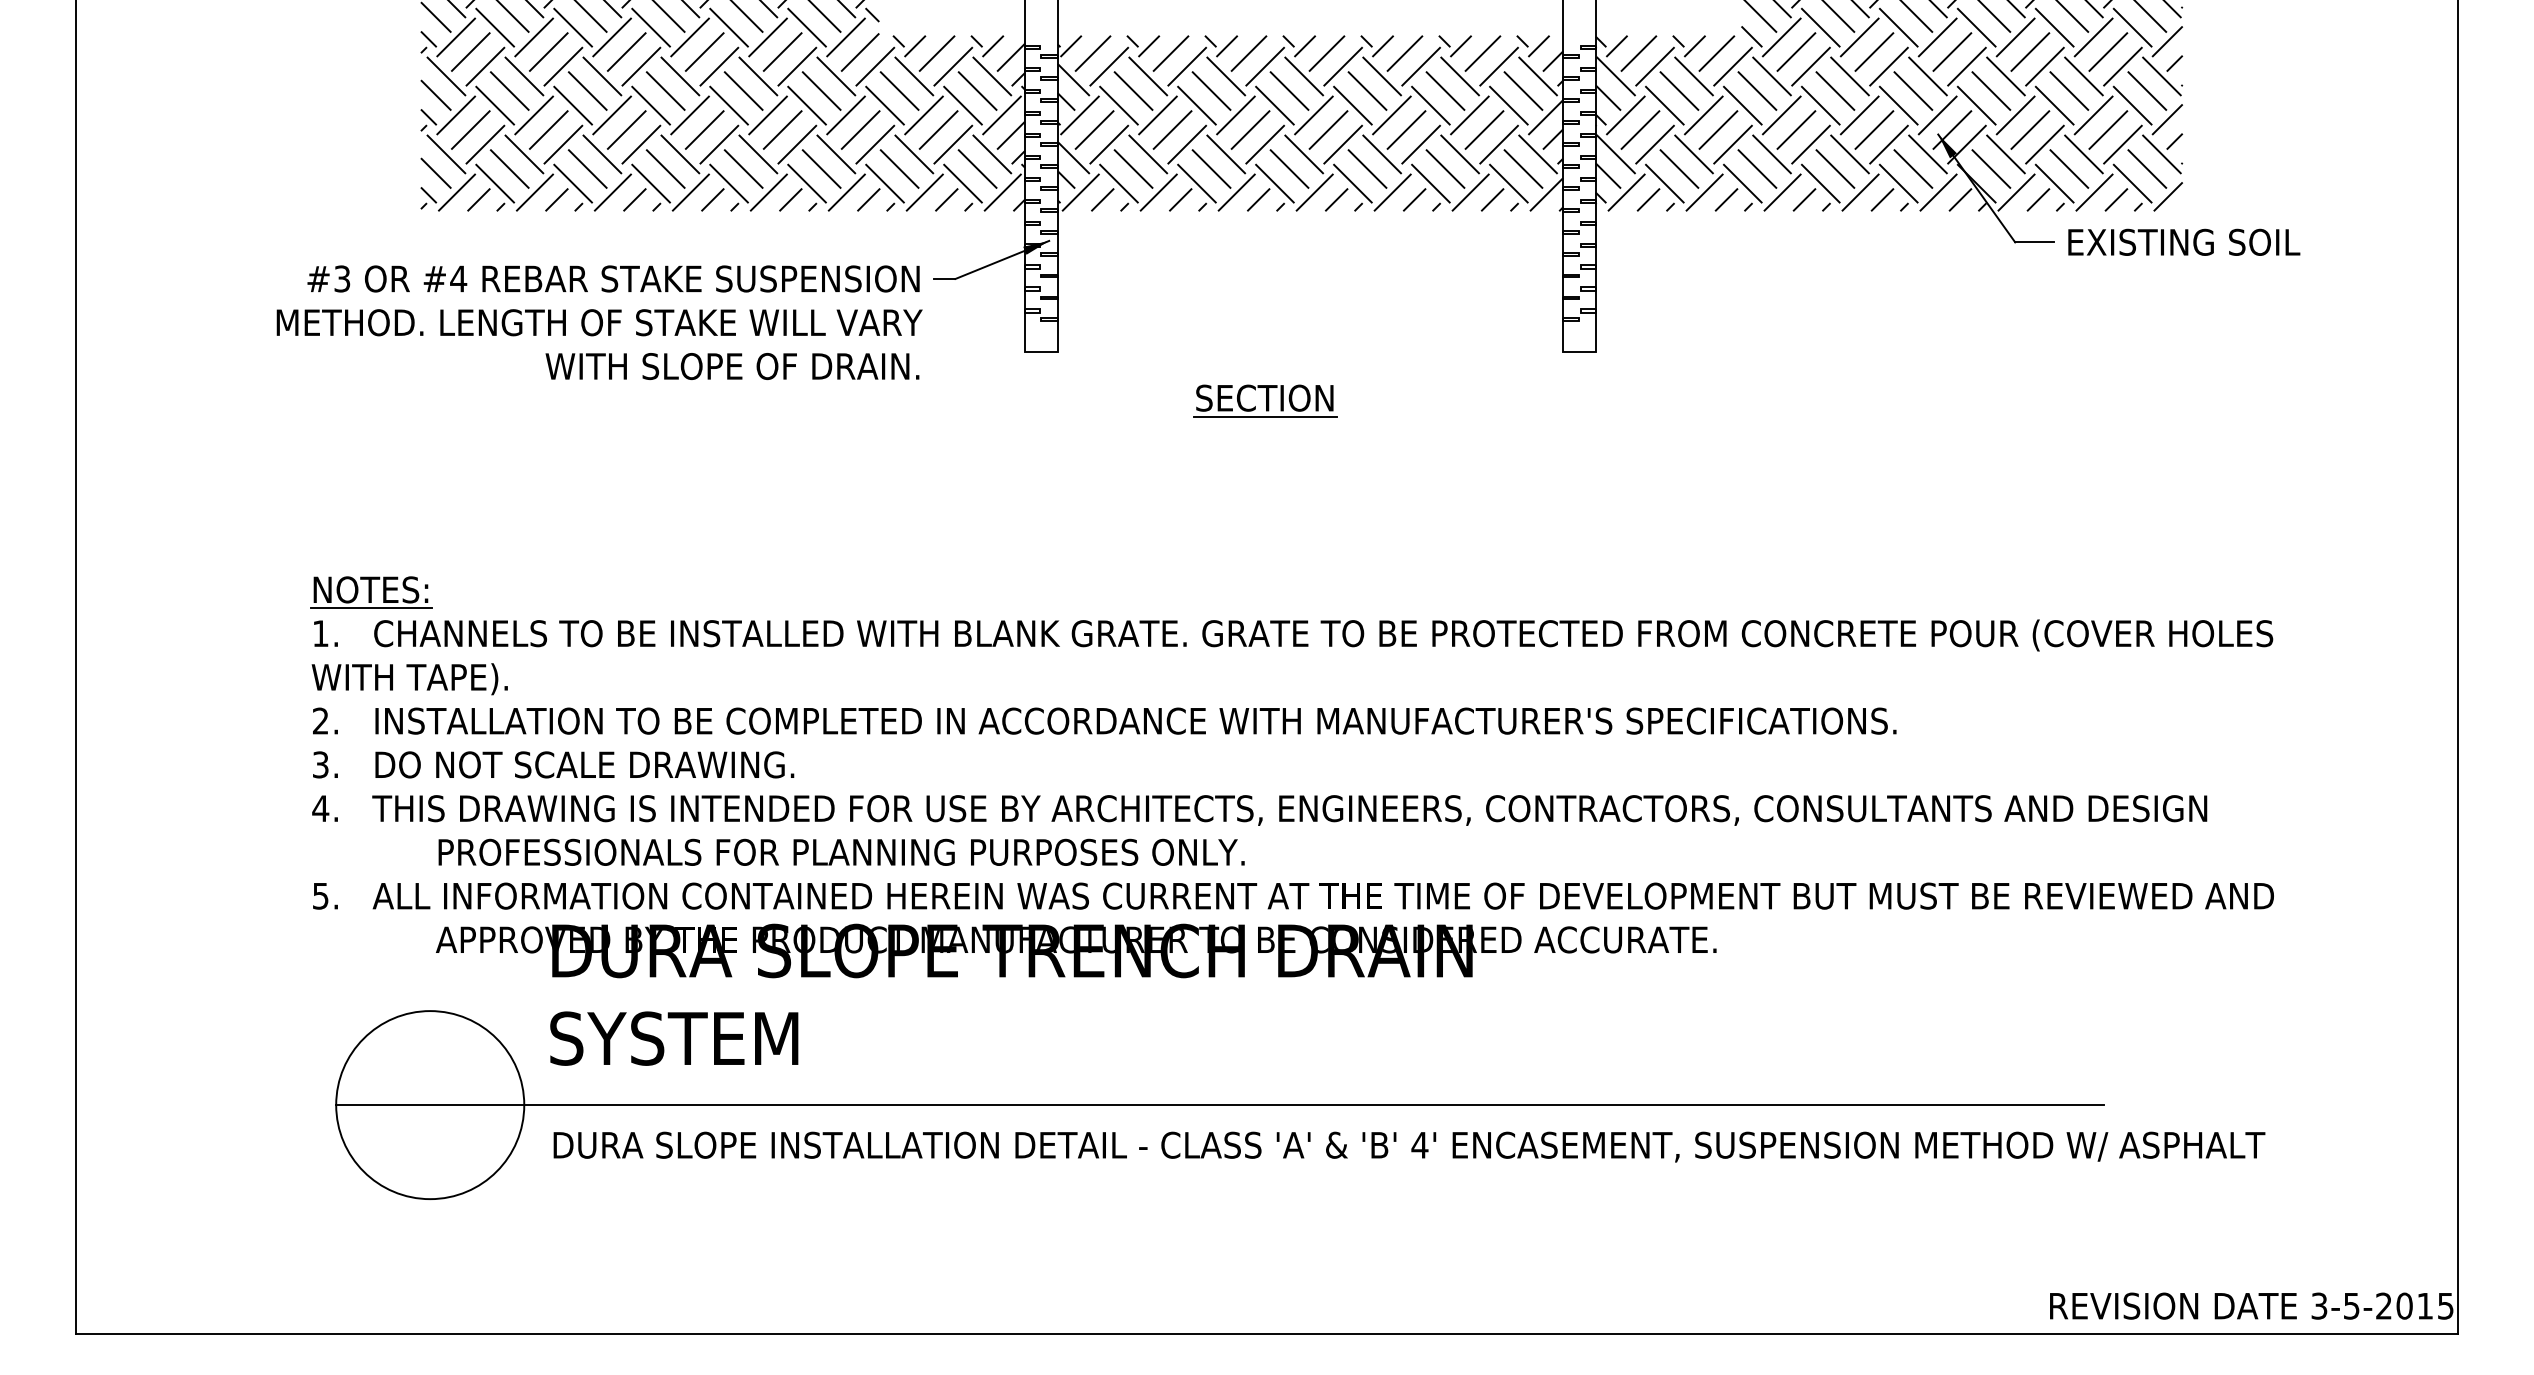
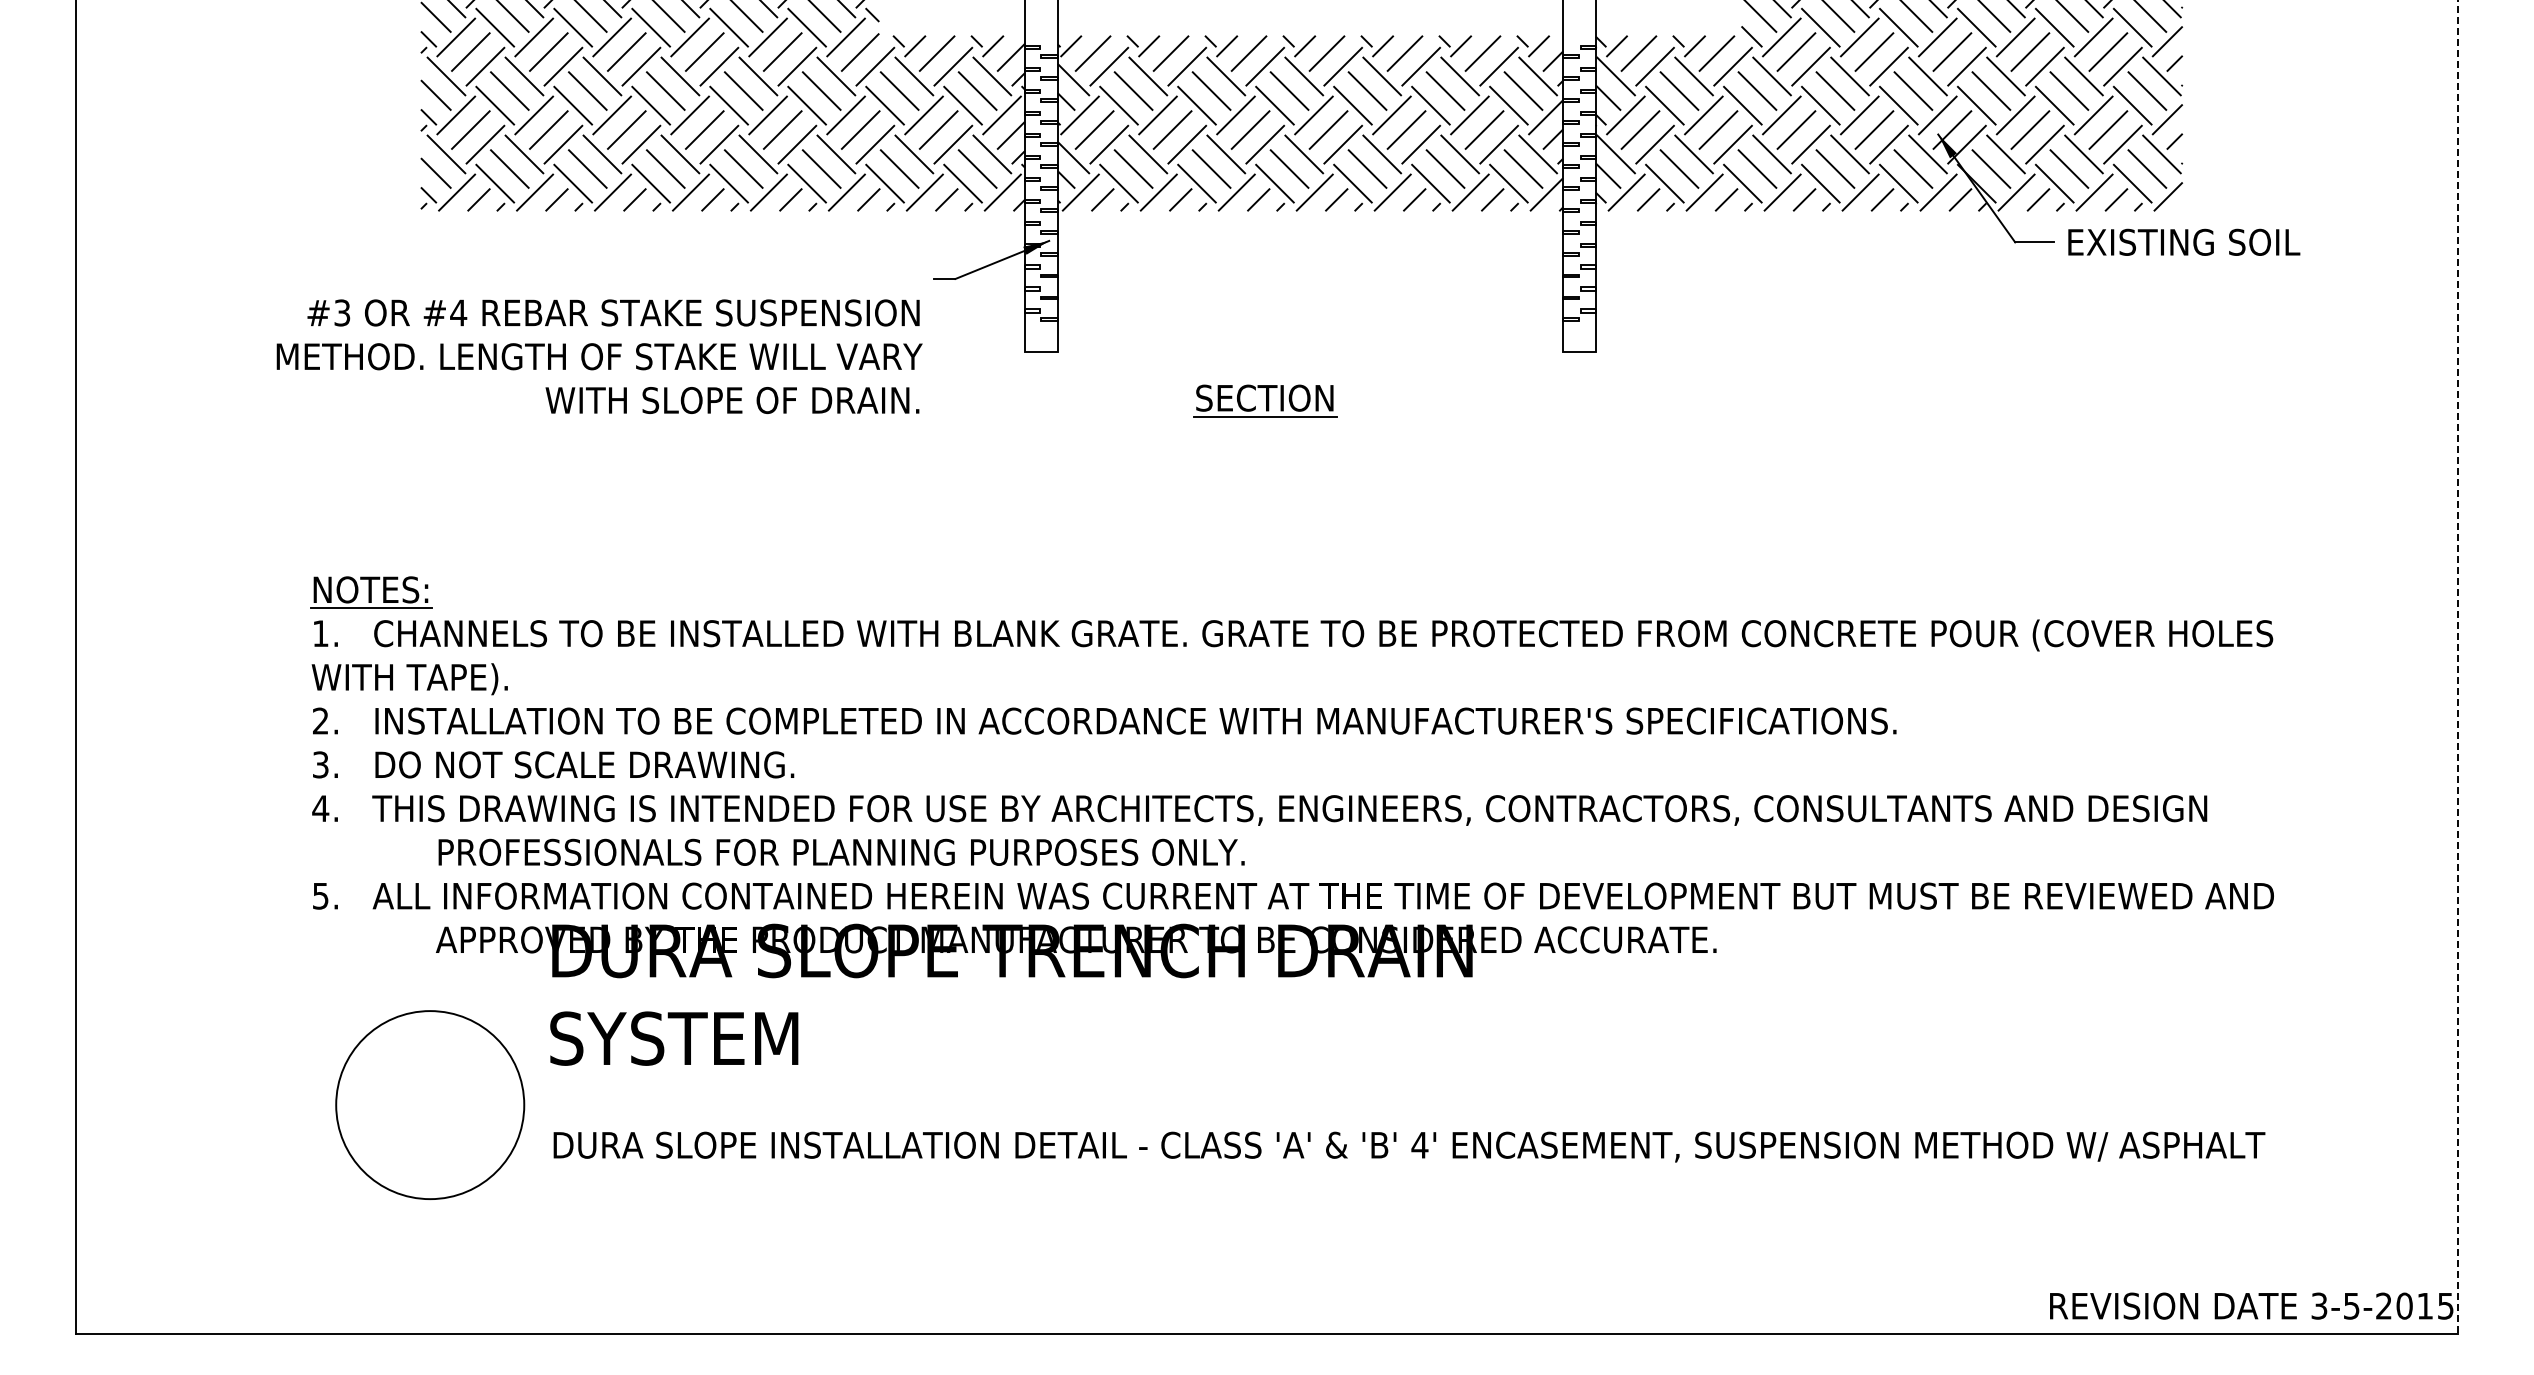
text position: (599, 322) -> (599, 356) (599, 356)
line: solid -> dashed (2457, 666)
line: present -> none (1219, 1105)
